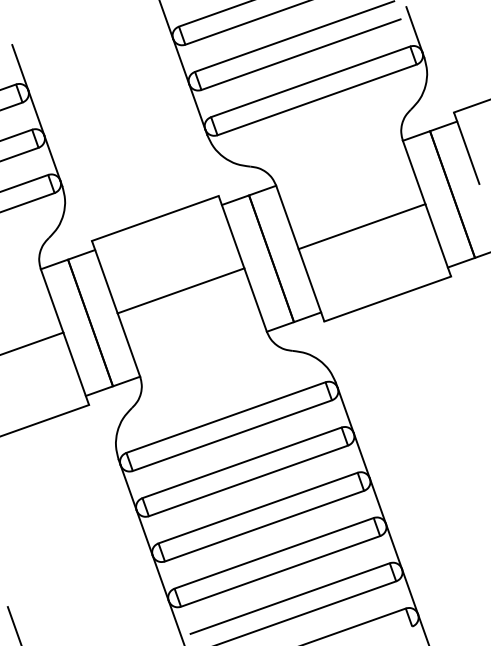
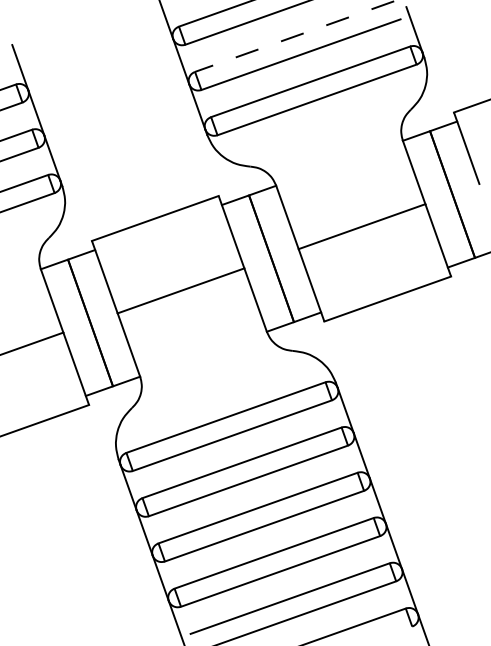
line: solid -> dashed (294, 36)
line: present -> none (13, 624)
